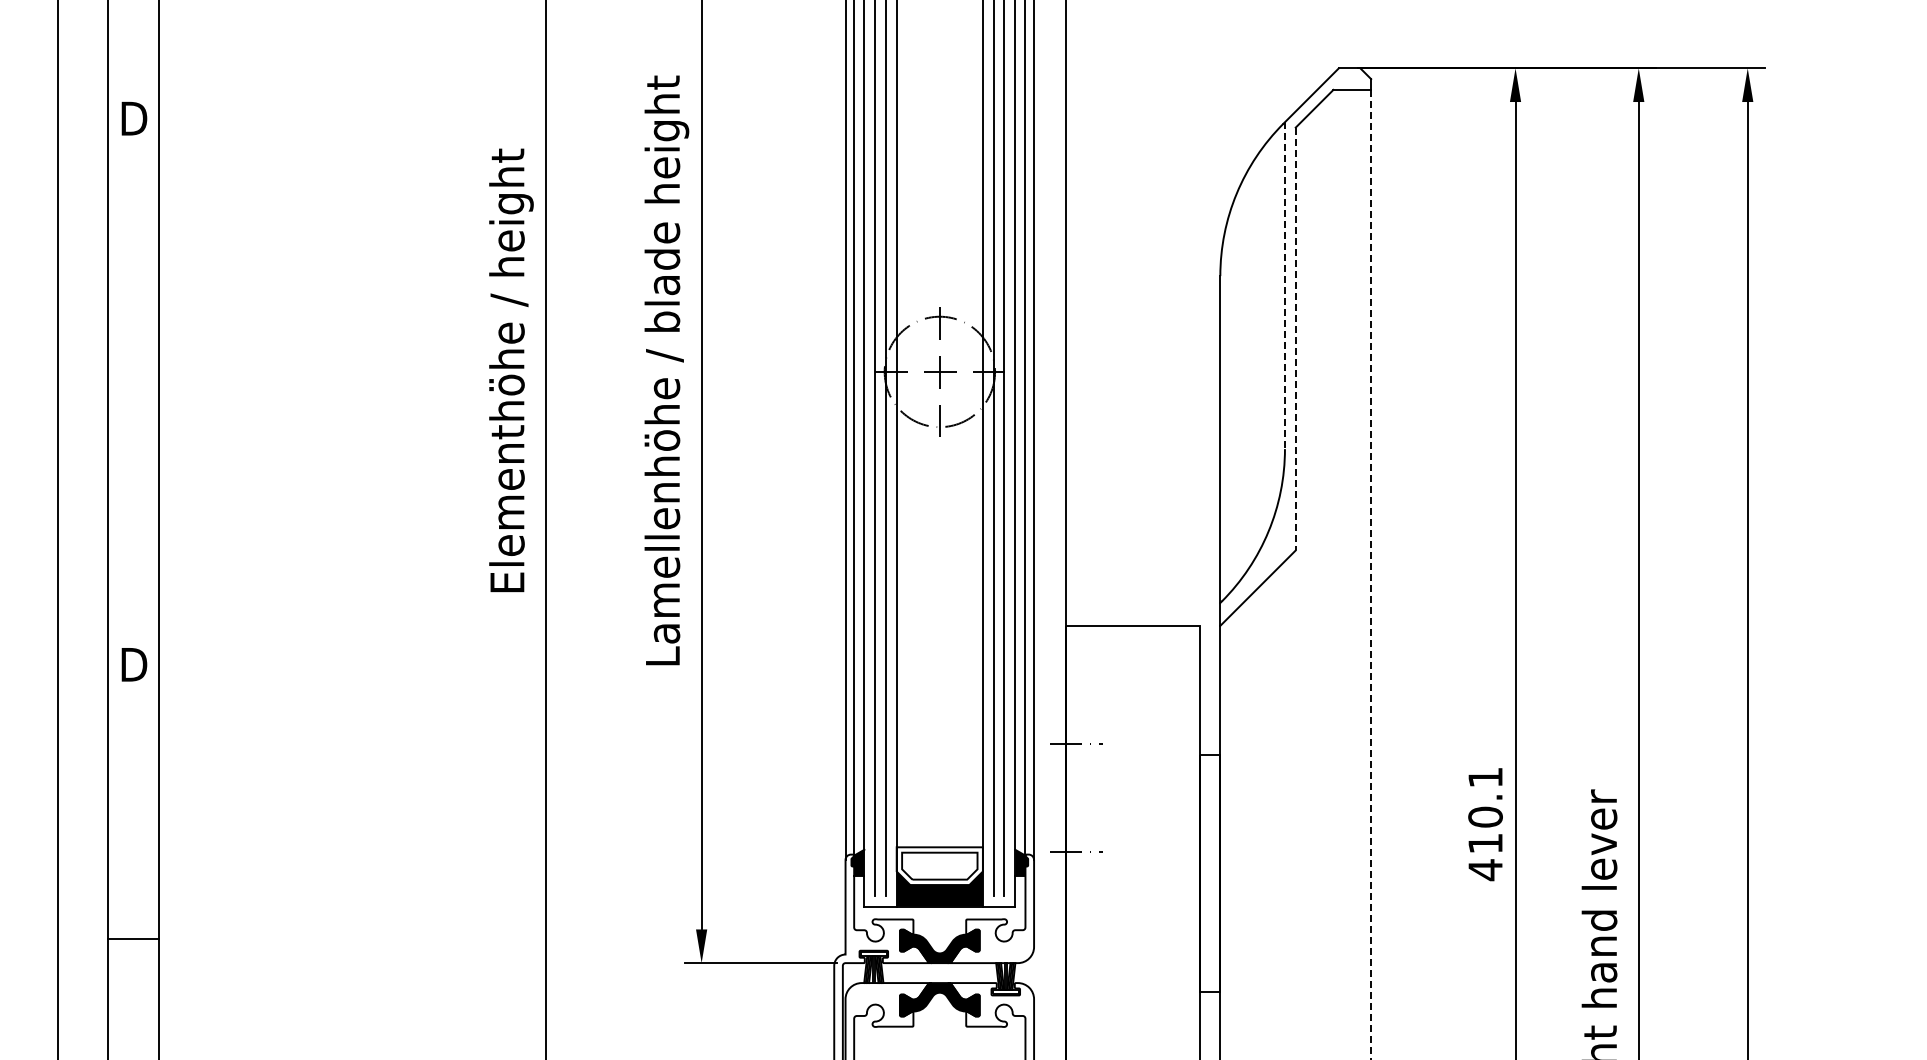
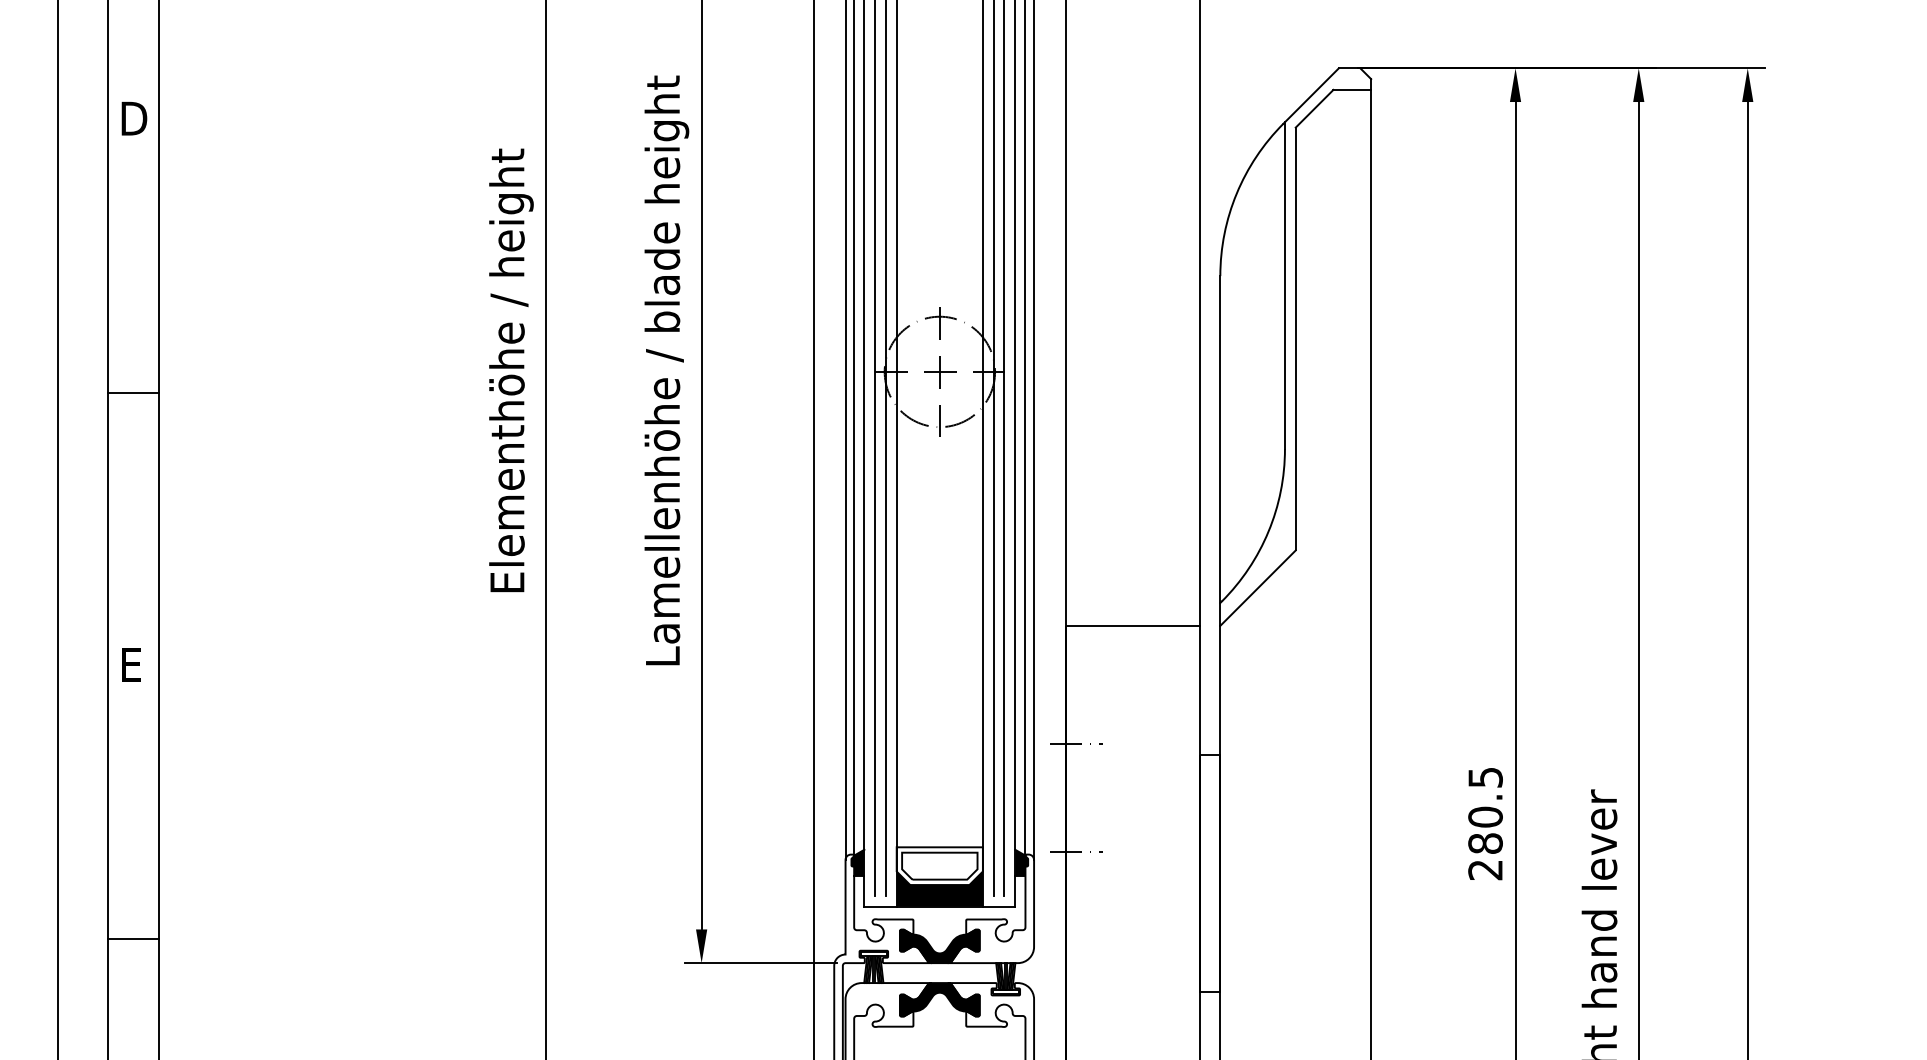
line: dashed -> solid (1284, 286)
line: none -> present (1200, 313)
line: dashed -> solid (1295, 339)
line: none -> present (133, 393)
line: none -> present (813, 529)
line: dashed -> solid (1371, 574)
text: D -> E (134, 664)
text: 410.1 -> 280.5 (1485, 824)
